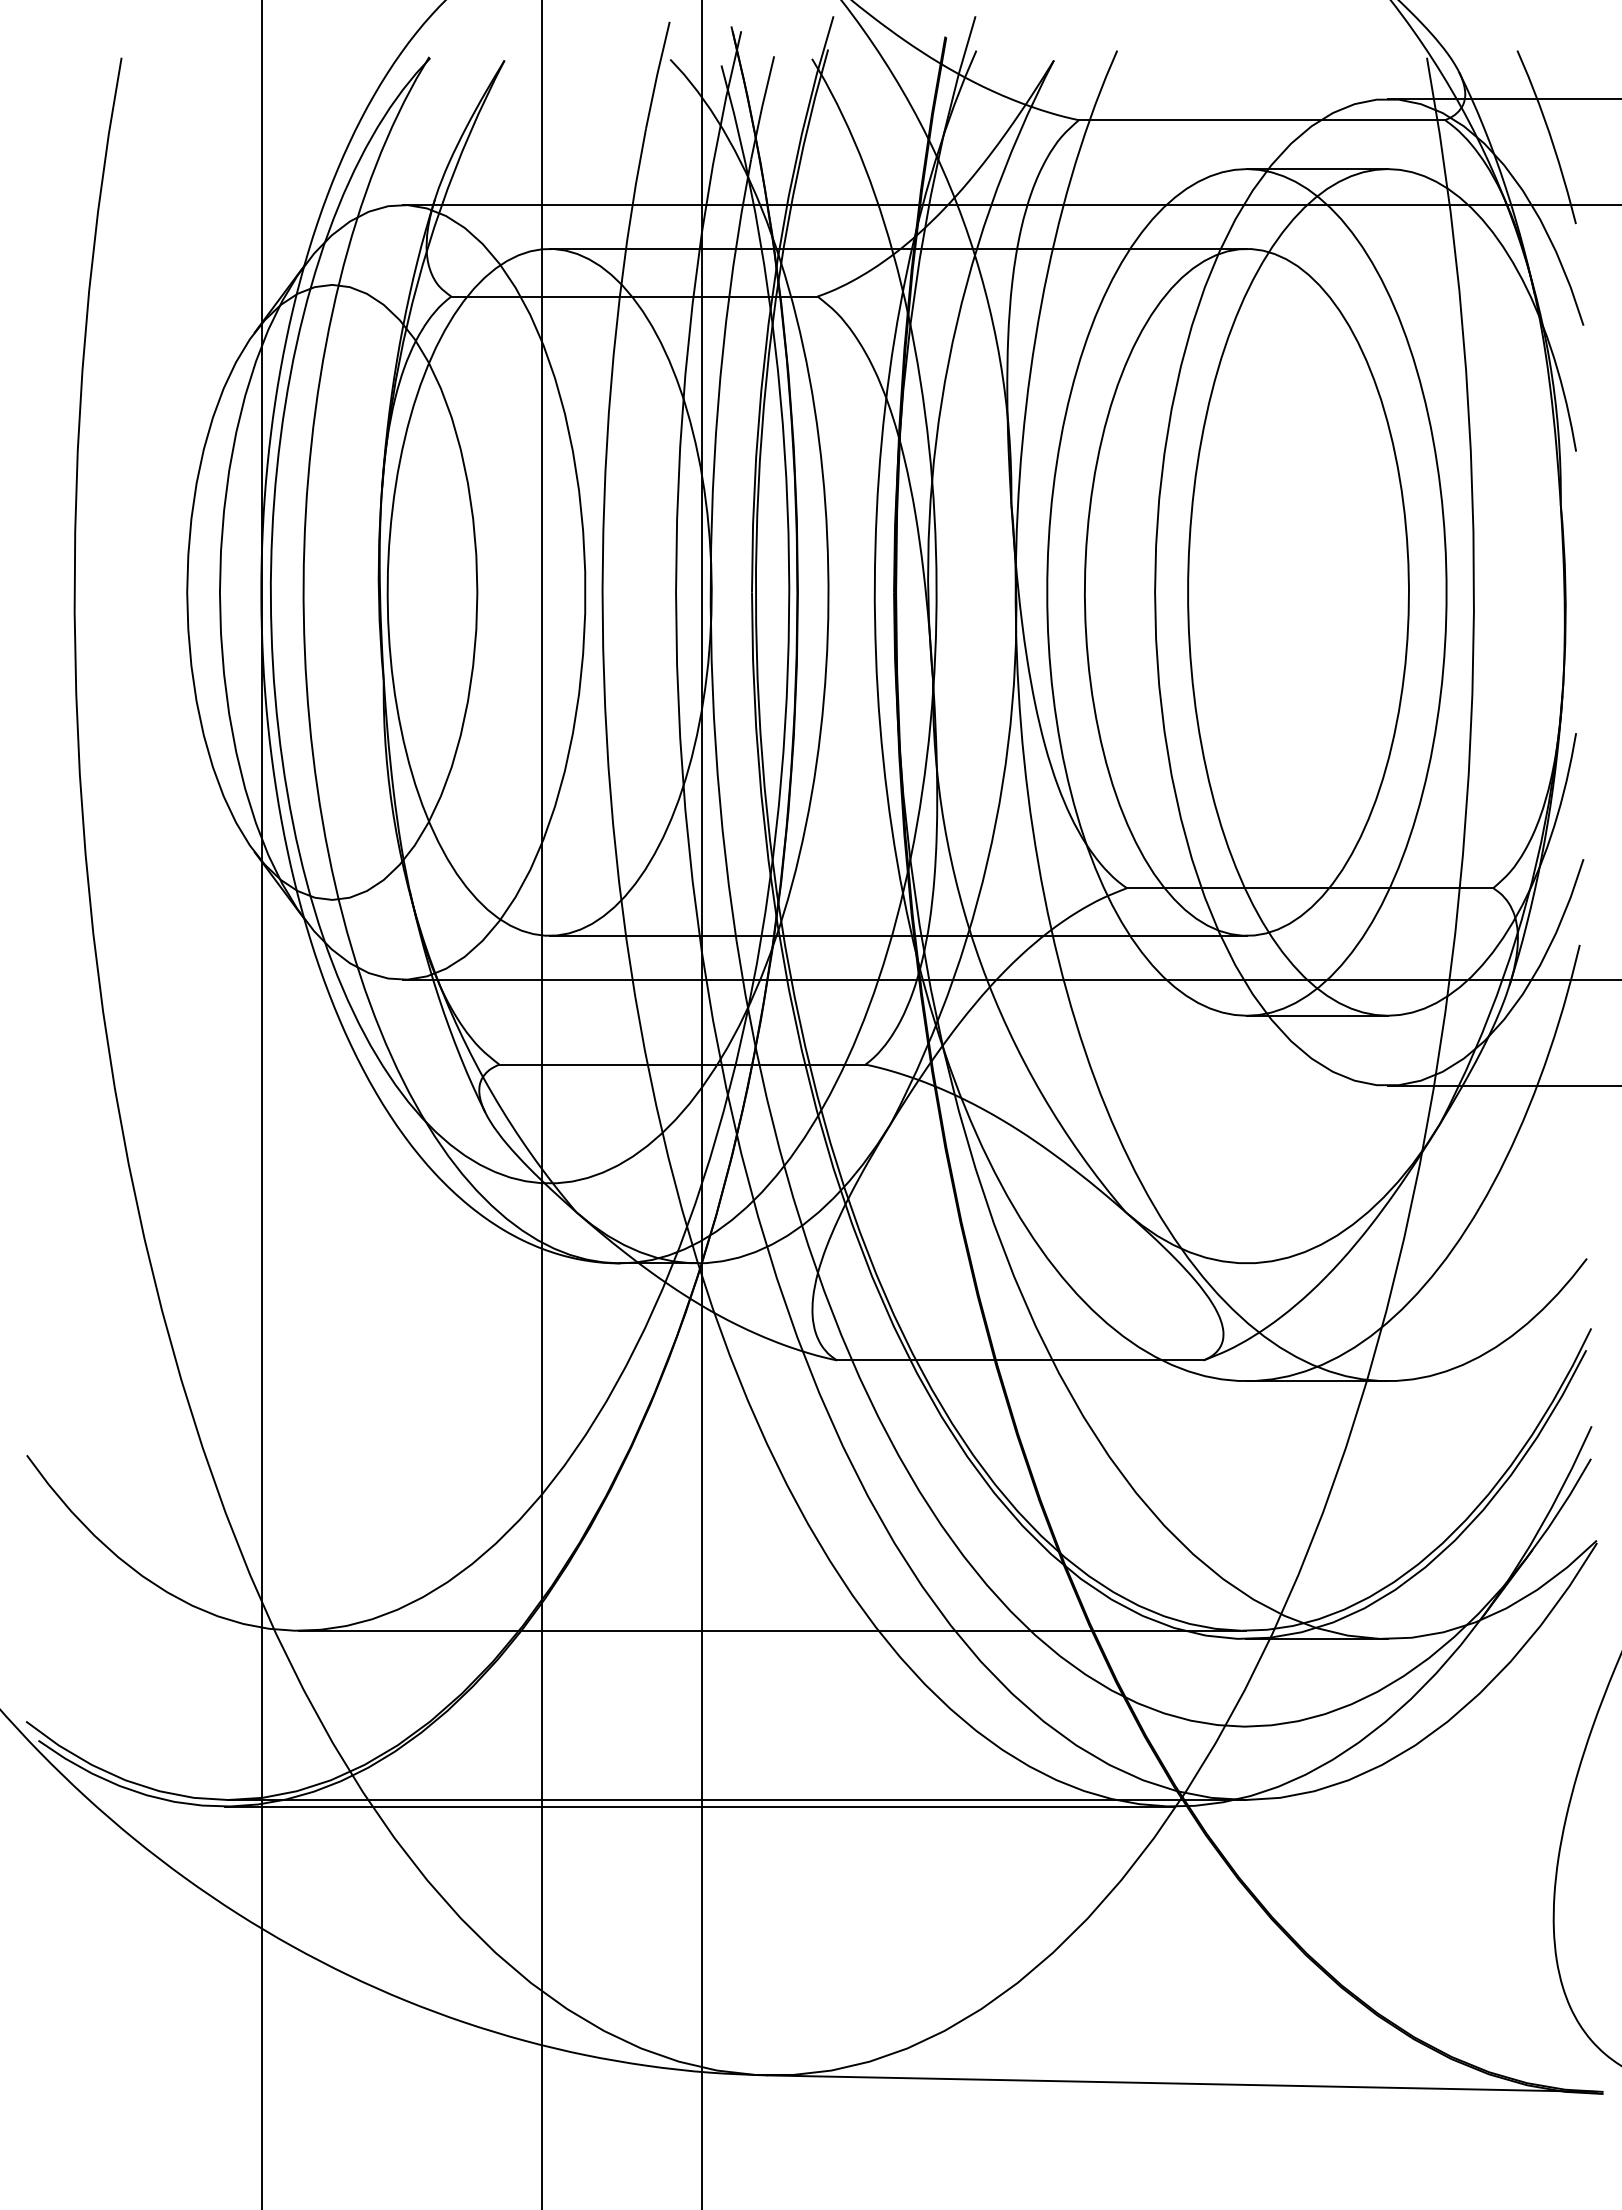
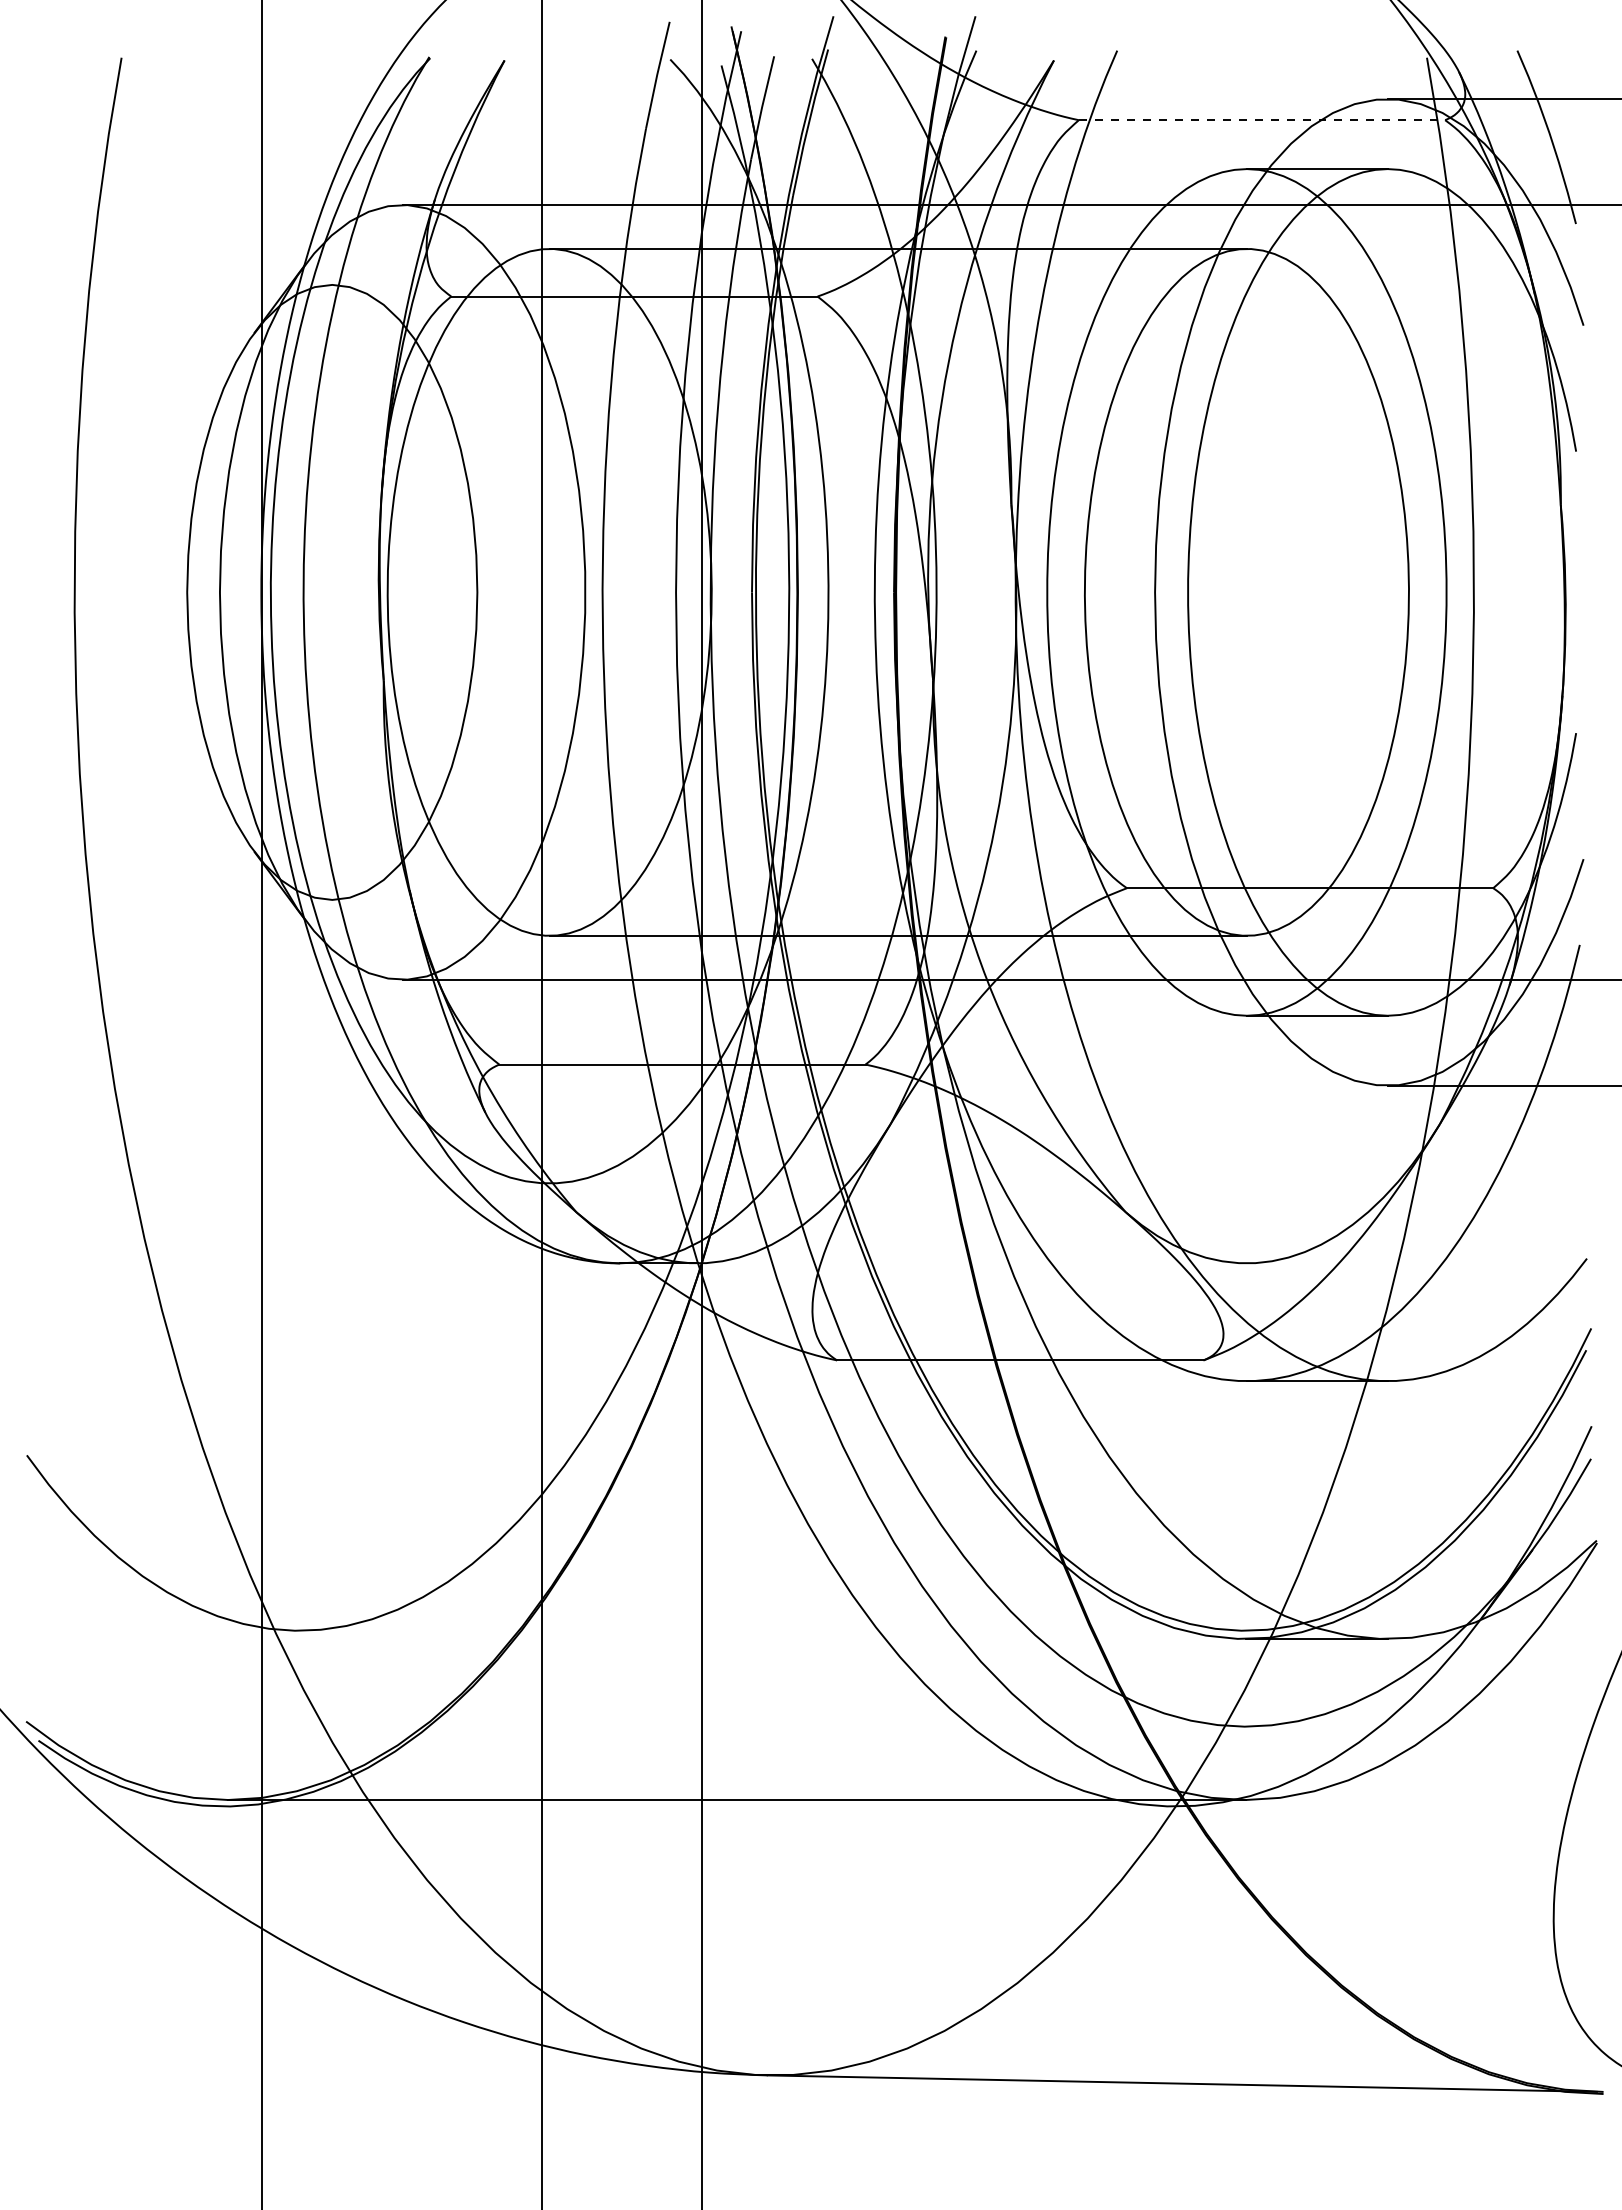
line: solid -> dashed (1262, 120)
line: present -> none (772, 1630)
line: present -> none (699, 1806)
